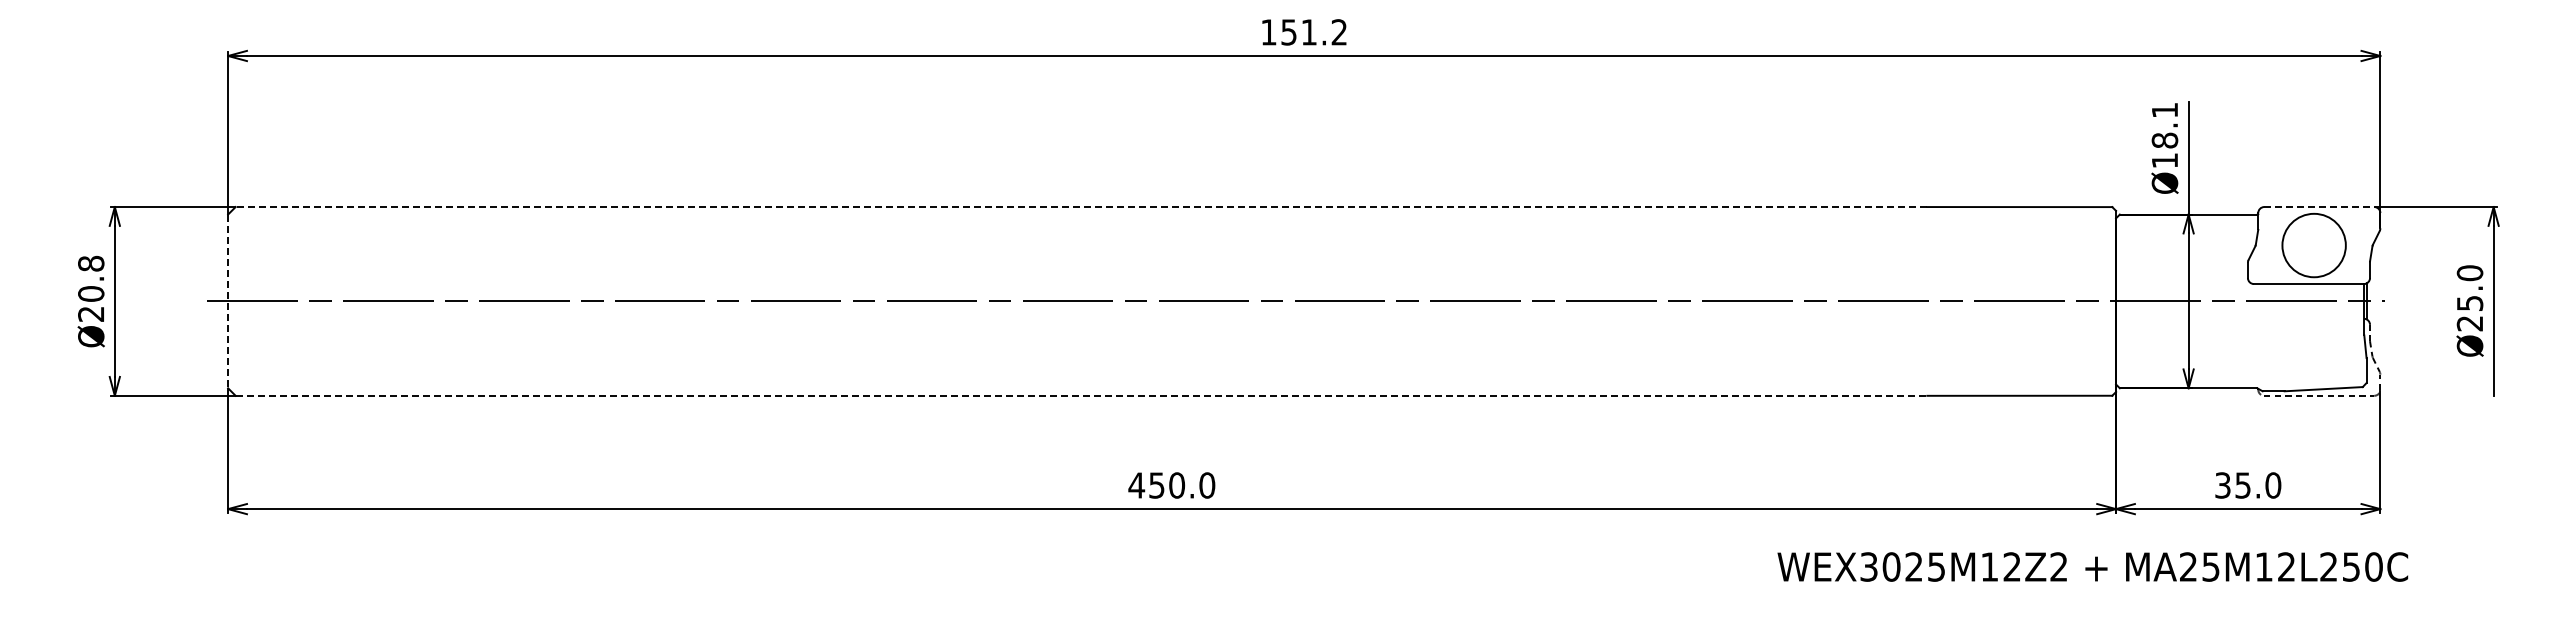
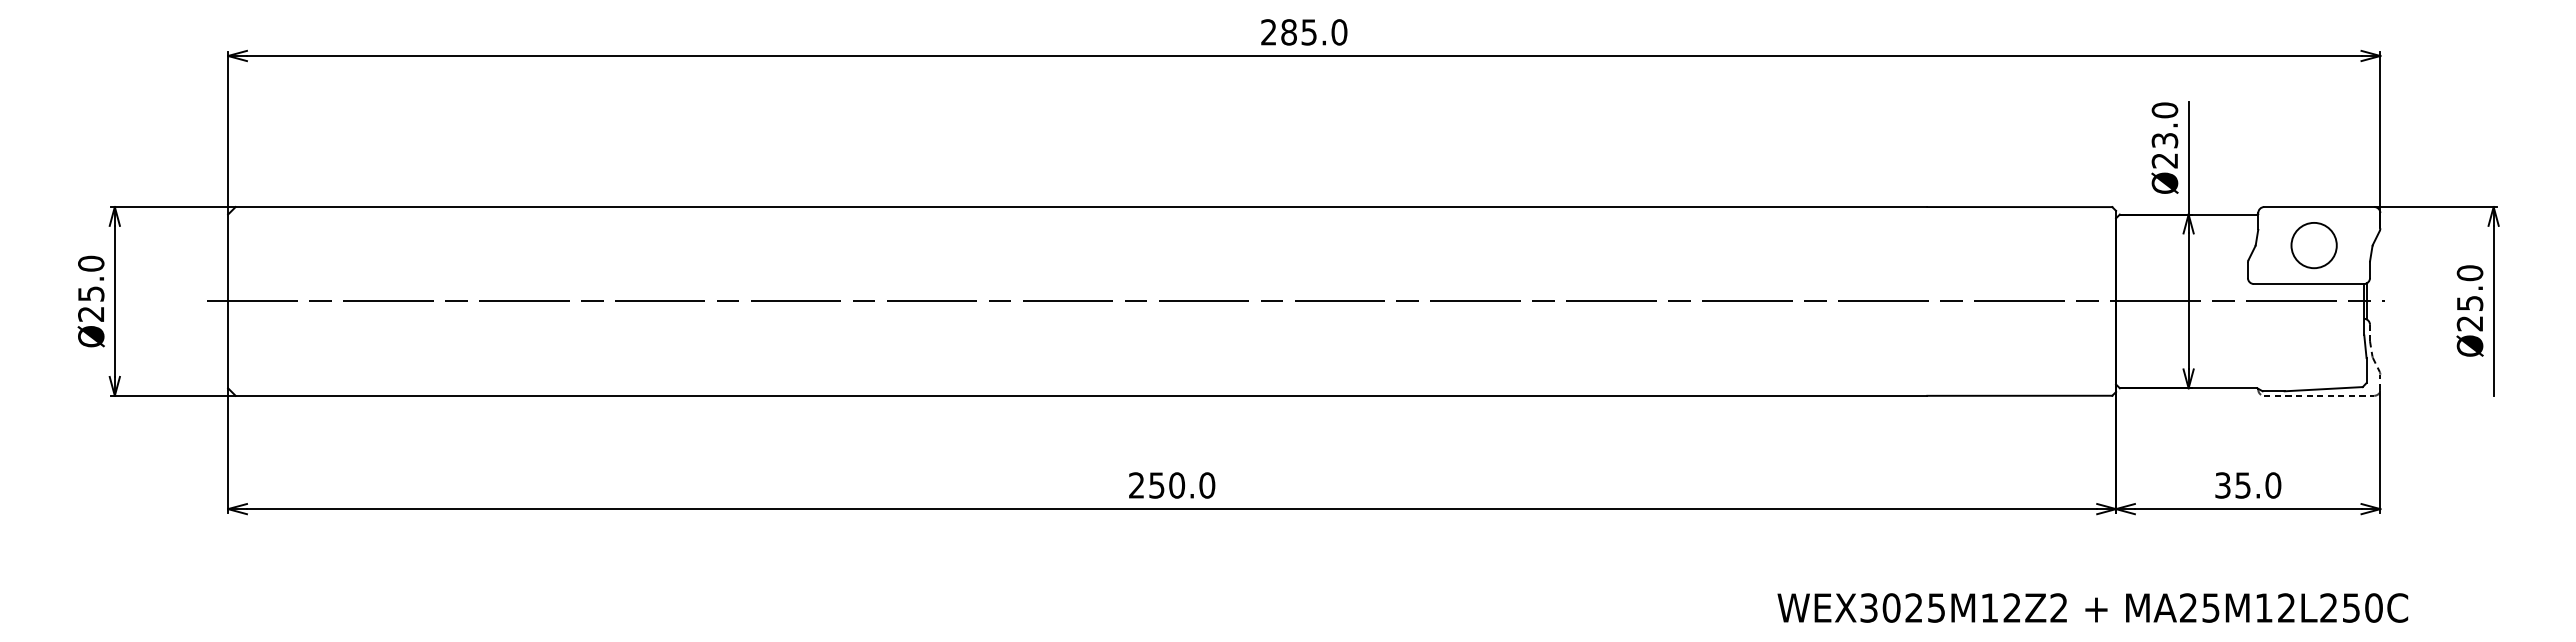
text: 151.2 -> 285.0 (1304, 32)
text: Ø18.1 -> Ø23.0 (2164, 135)
line: dashed -> solid (1081, 207)
line: dashed -> solid (2319, 207)
circle diameter: 63 px -> 45 px (2313, 245)
text: Ø20.8 -> Ø25.0 (91, 278)
line: dashed -> solid (228, 301)
line: dashed -> solid (1081, 395)
text: 450.0 -> 250.0 (1136, 485)
text position: (2092, 566) -> (2092, 607) (2092, 607)
